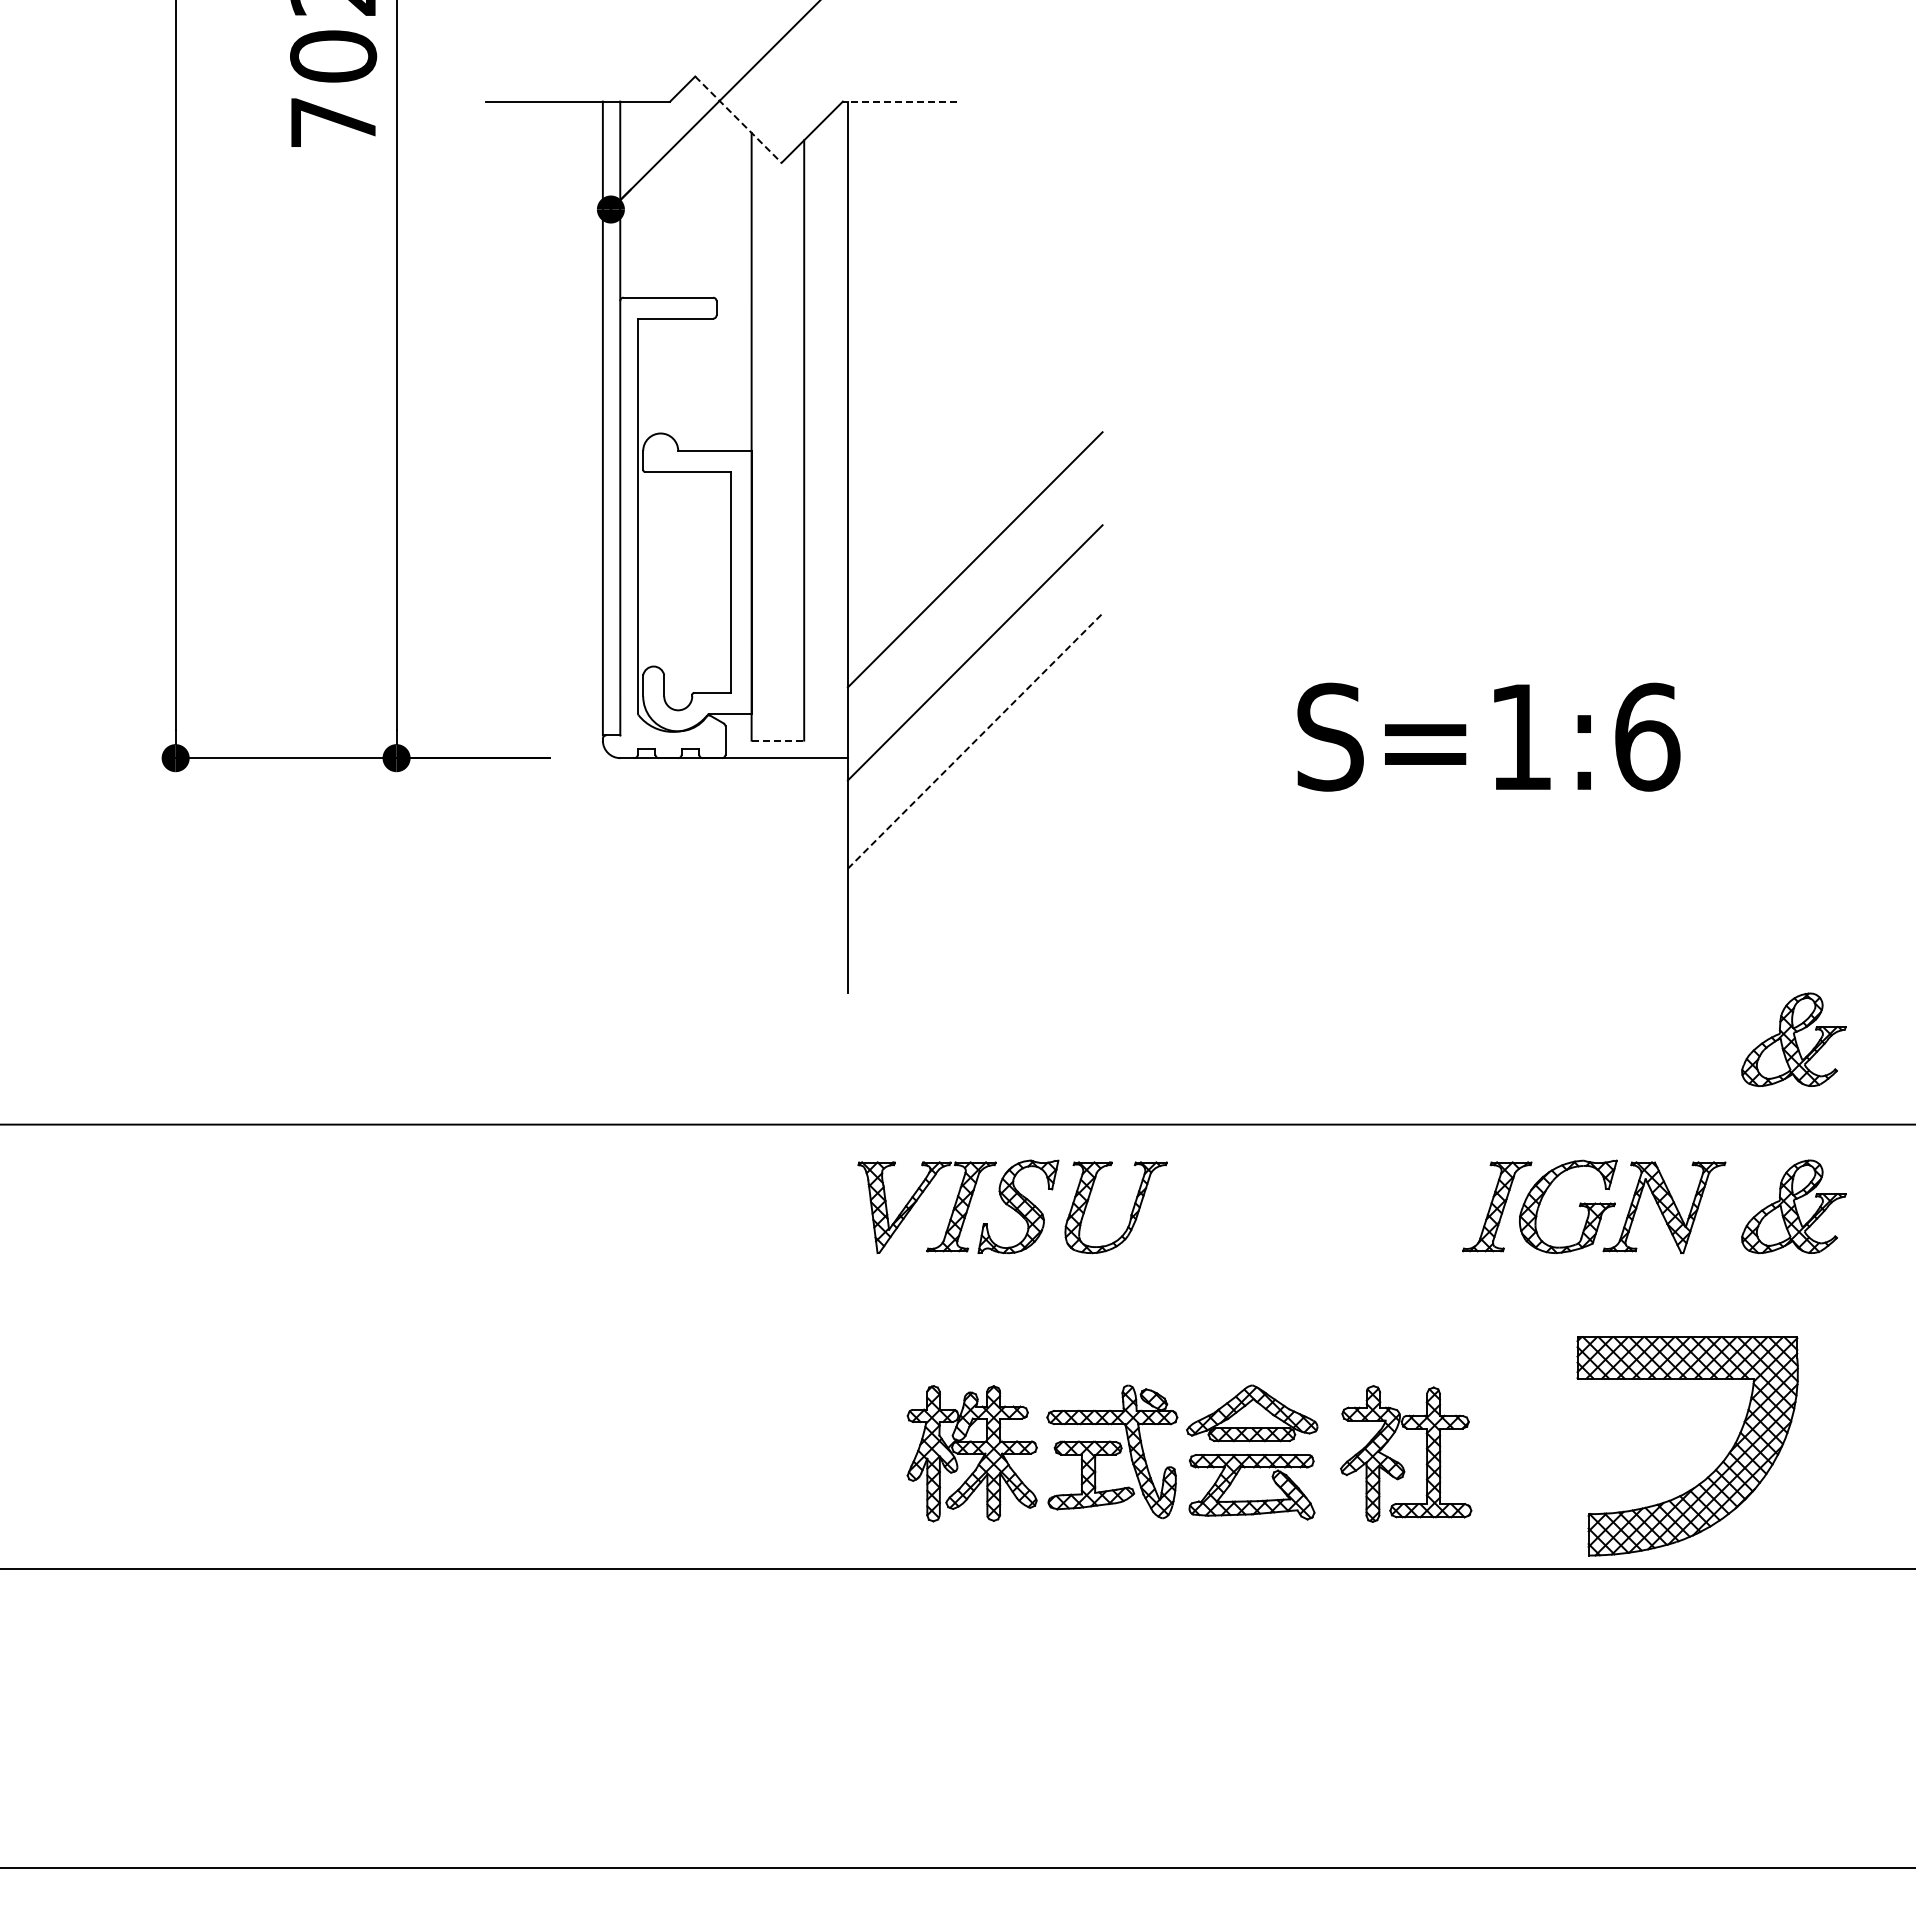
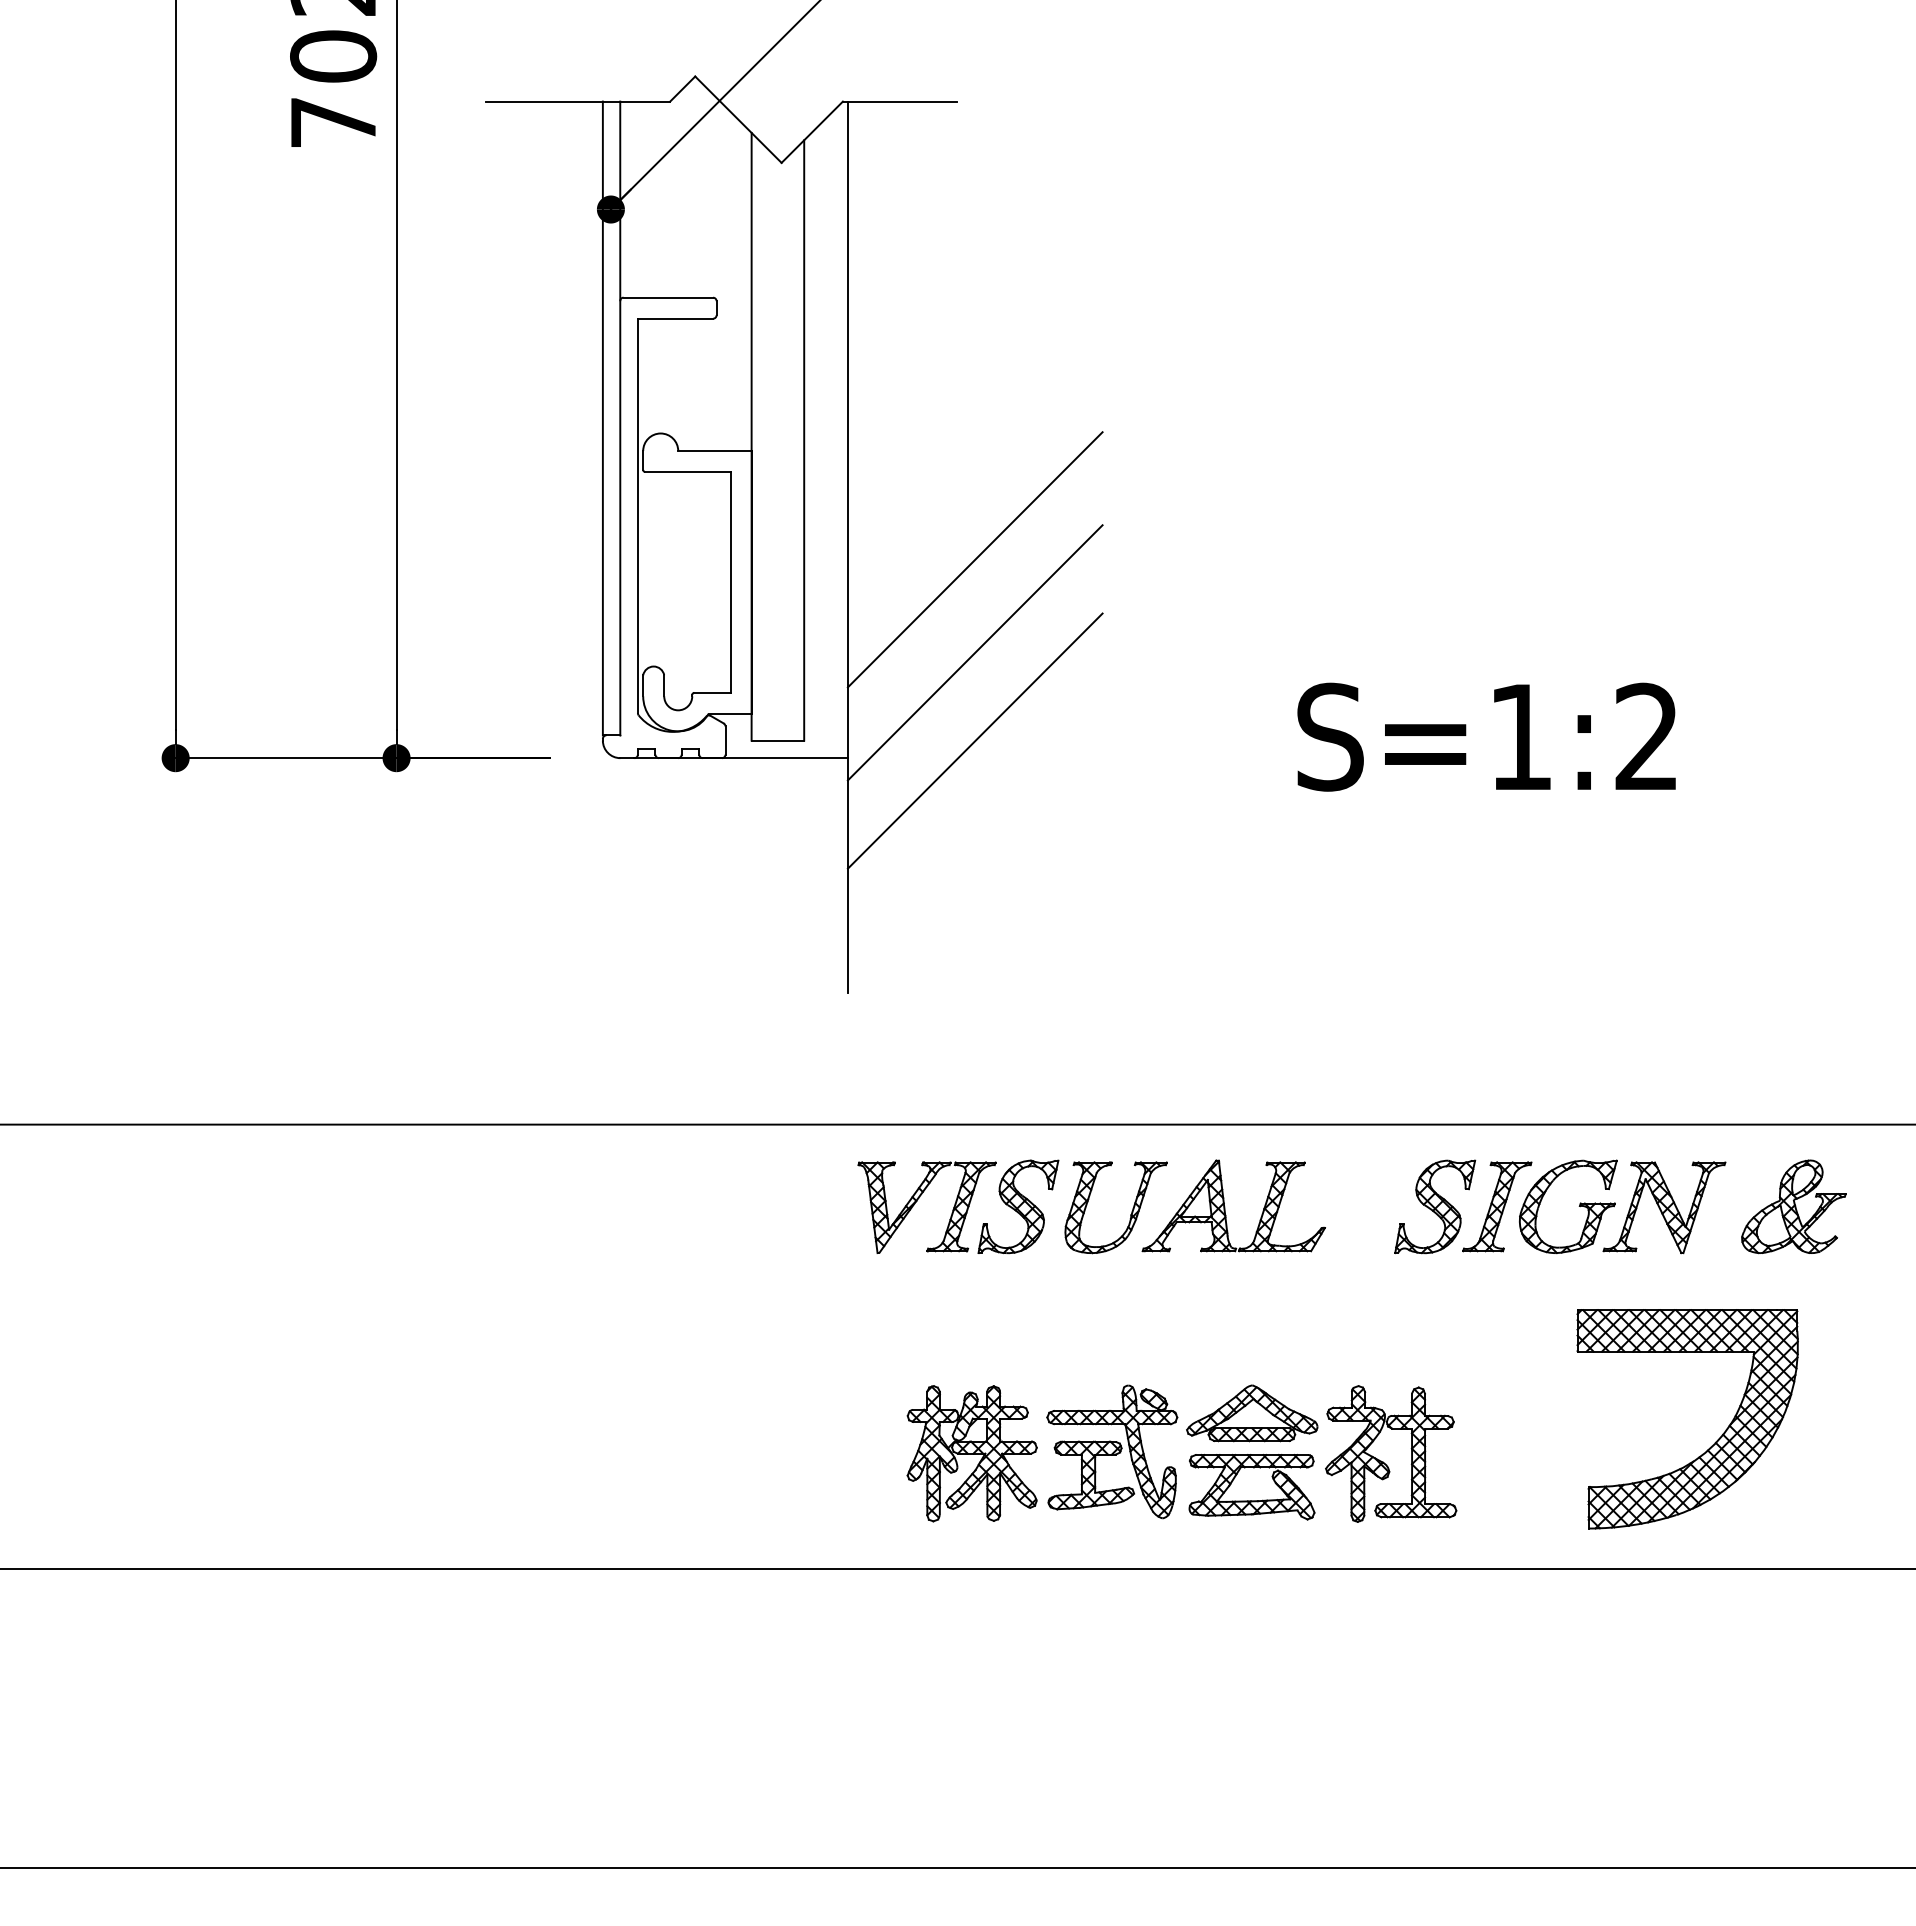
line: dashed -> solid (899, 101)
line: dashed -> solid (738, 120)
text: S=1:6 -> S=1:2 (1647, 736)
line: dashed -> solid (778, 740)
line: dashed -> solid (975, 740)
part: present -> none (1793, 1039)
part: none -> present (1225, 1206)
part: none -> present (1435, 1206)
part position: (1398, 1461) -> (1383, 1461) (1383, 1461)
part position: (1711, 1472) -> (1711, 1445) (1711, 1445)
